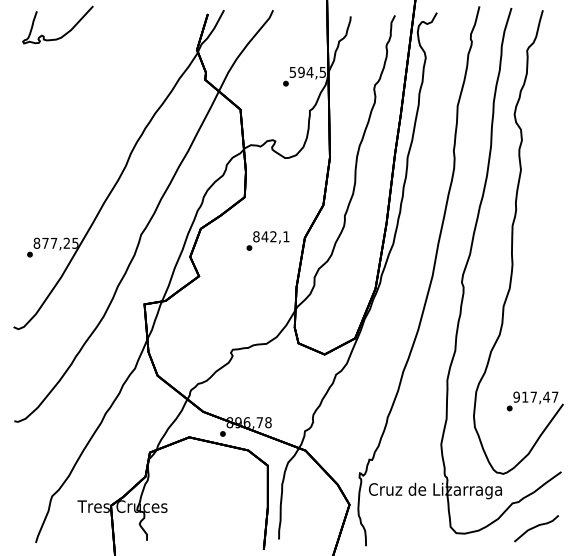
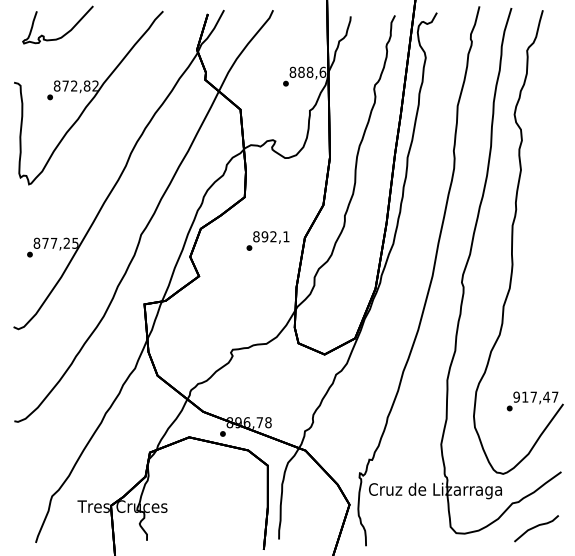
text: 594,5 -> 888,6 (307, 71)
part: none -> present (88, 97)
text: 842,1 -> 892,1 (264, 236)
